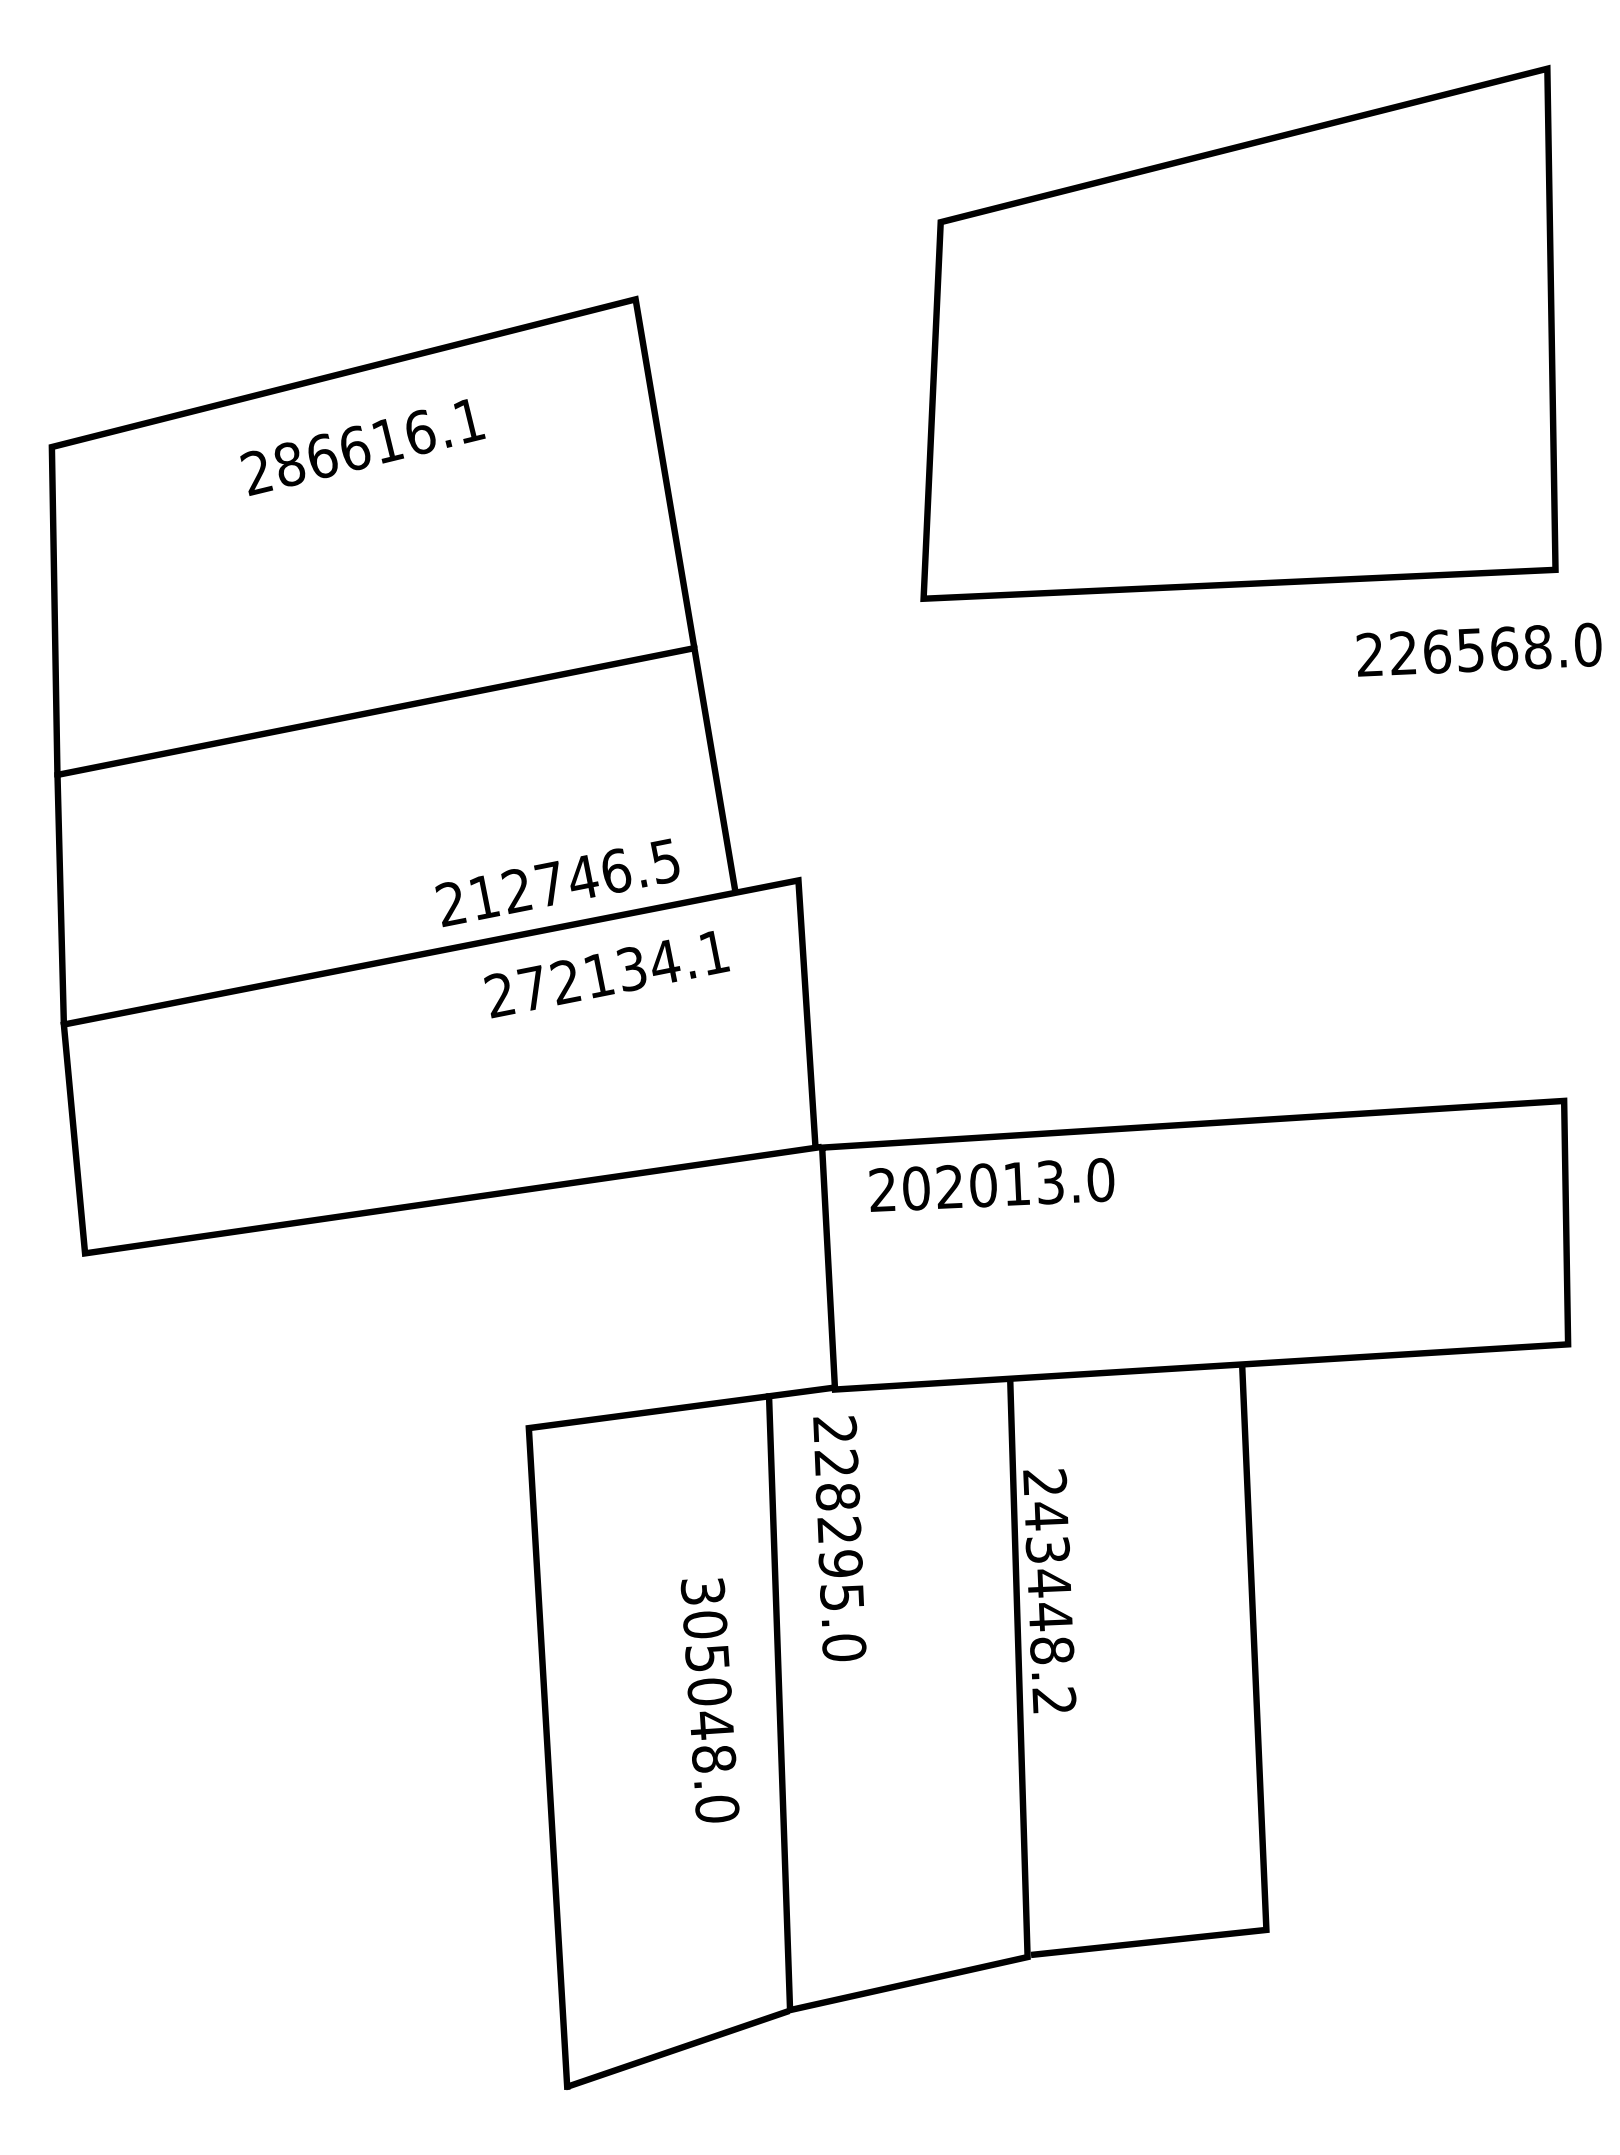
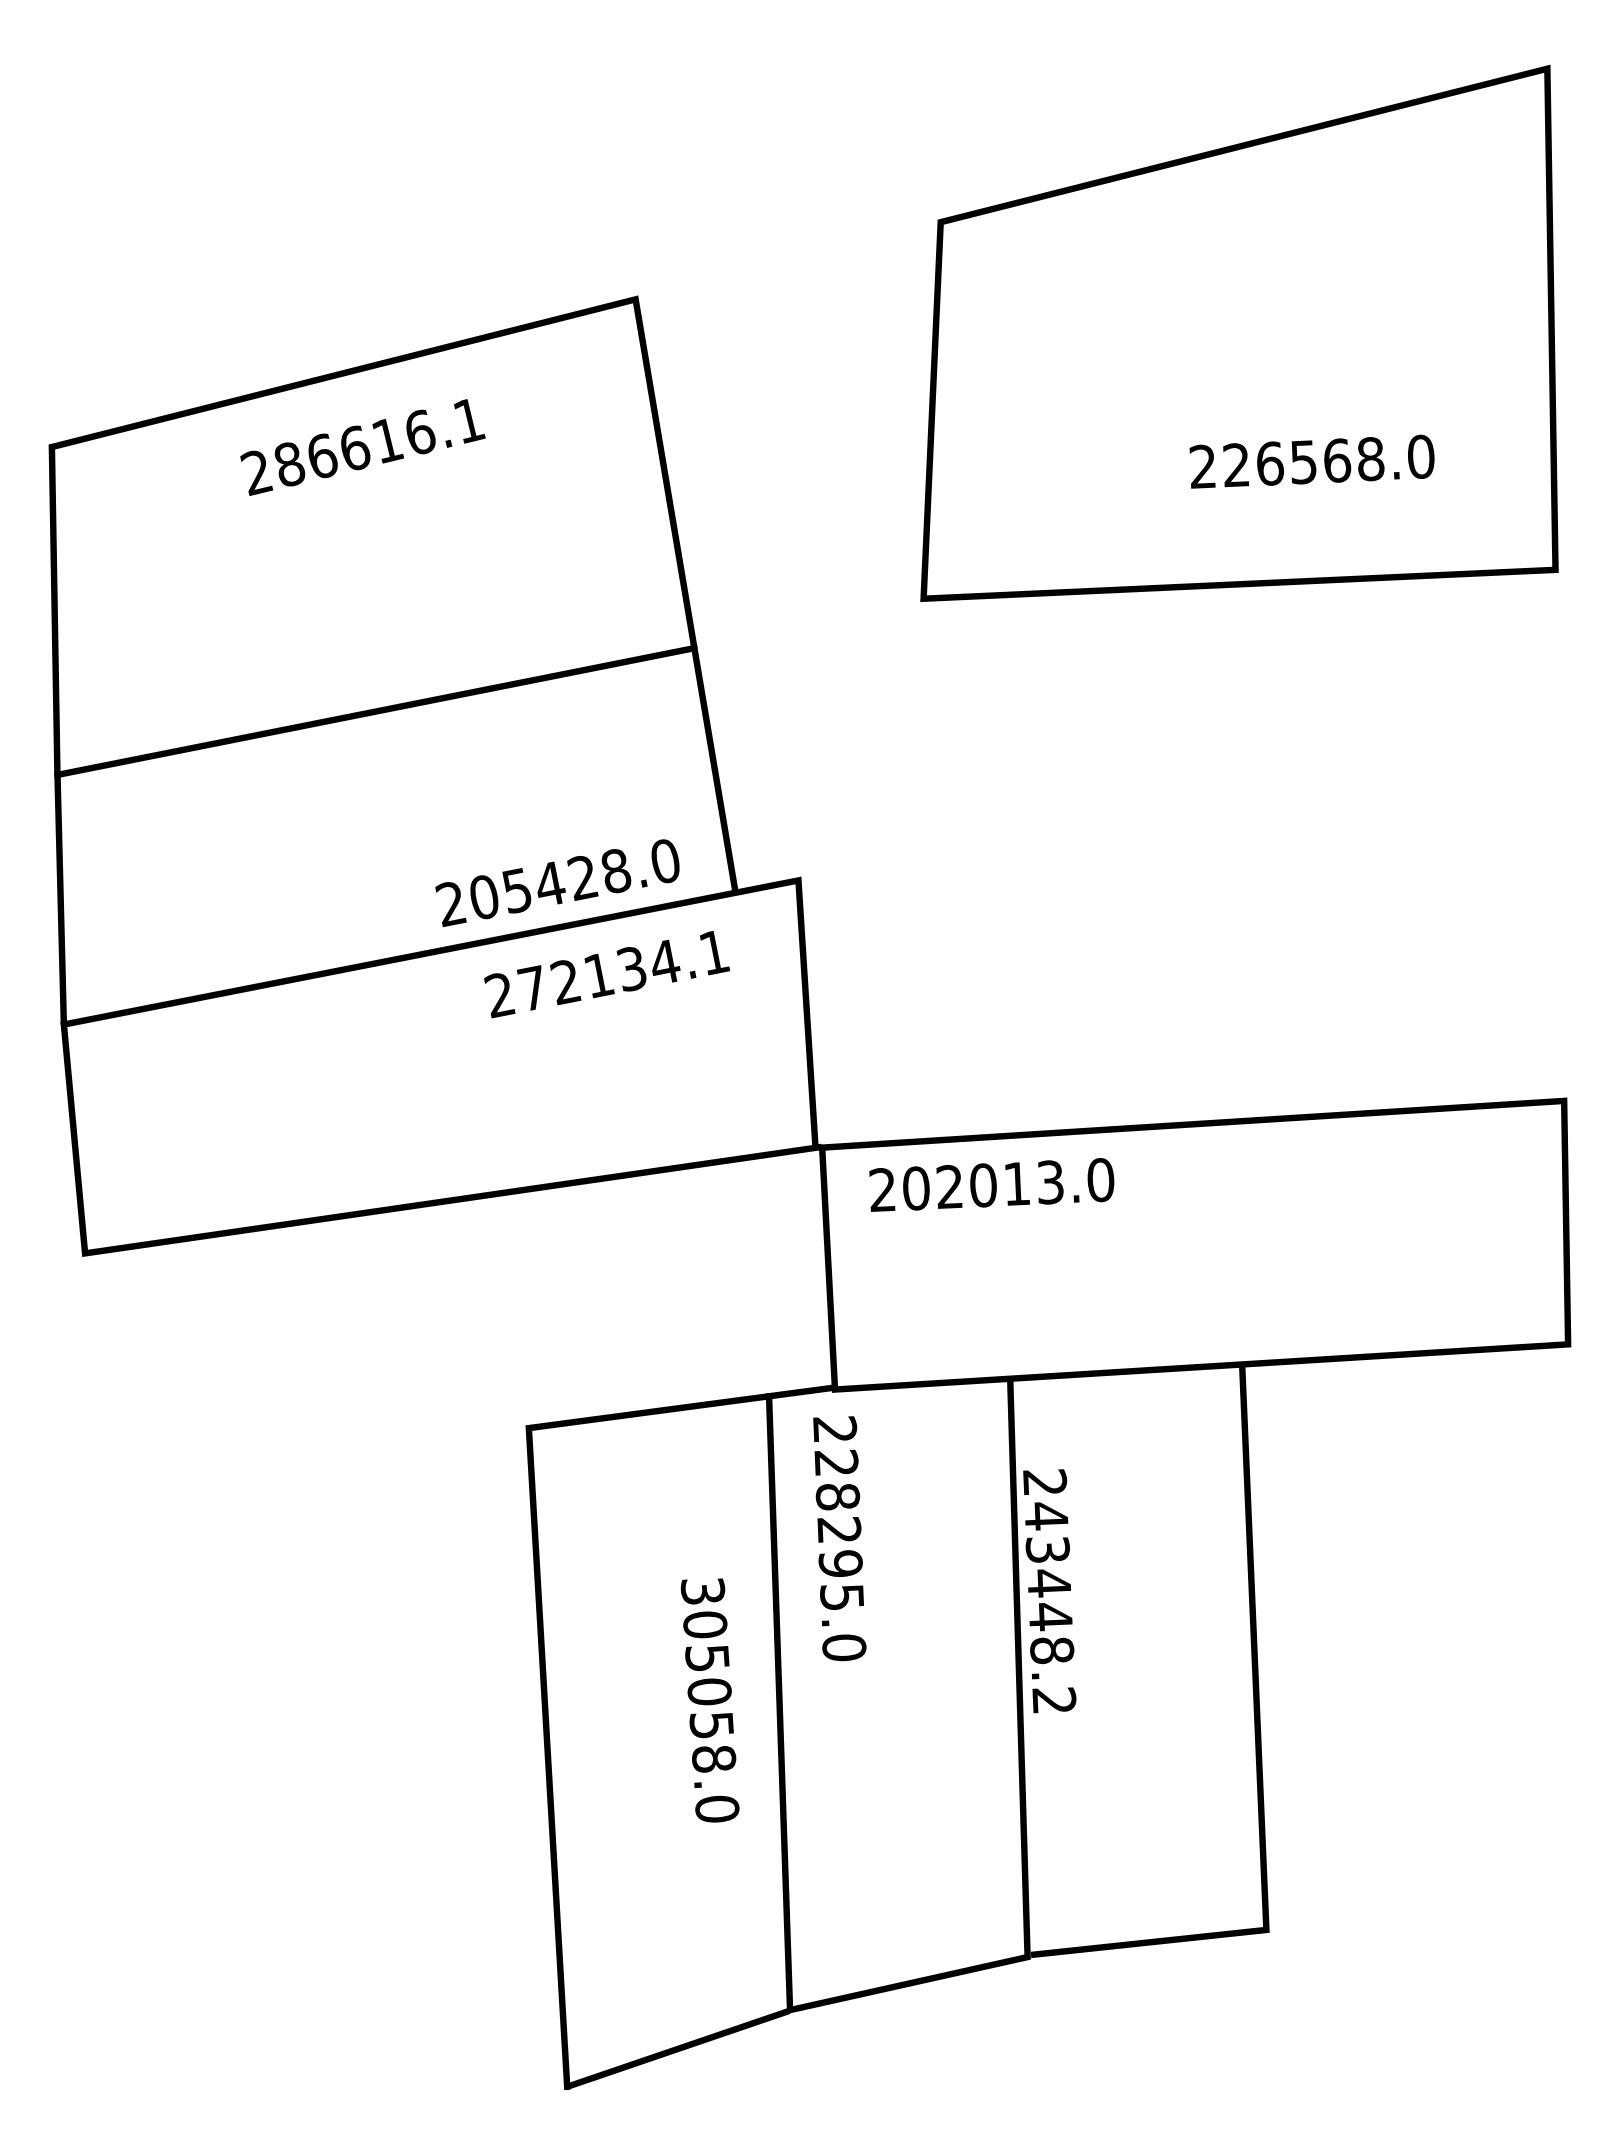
text position: (1478, 649) -> (1311, 461) (1311, 461)
text: 212746.5 -> 205428.0 (574, 878)
text: 305048.0 -> 305058.0 (711, 1725)
